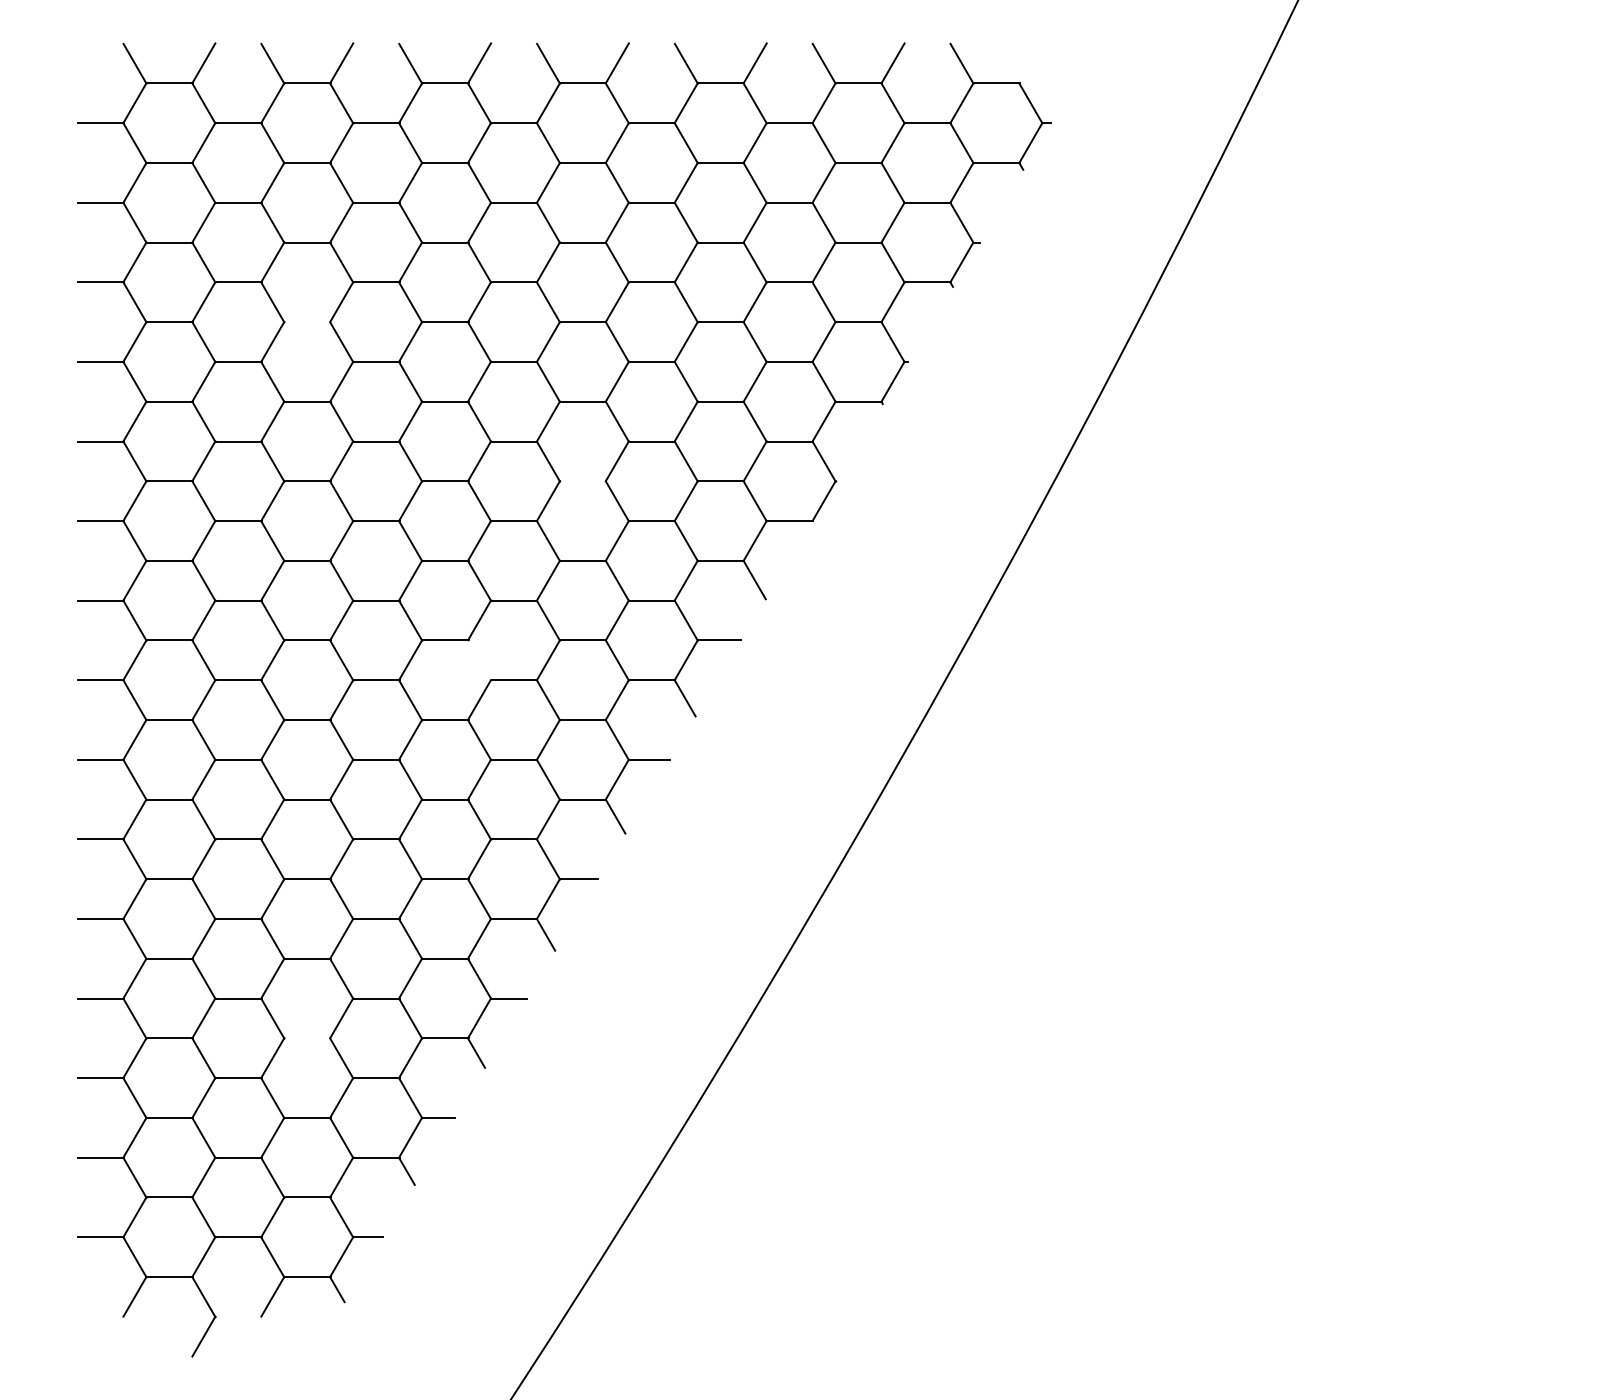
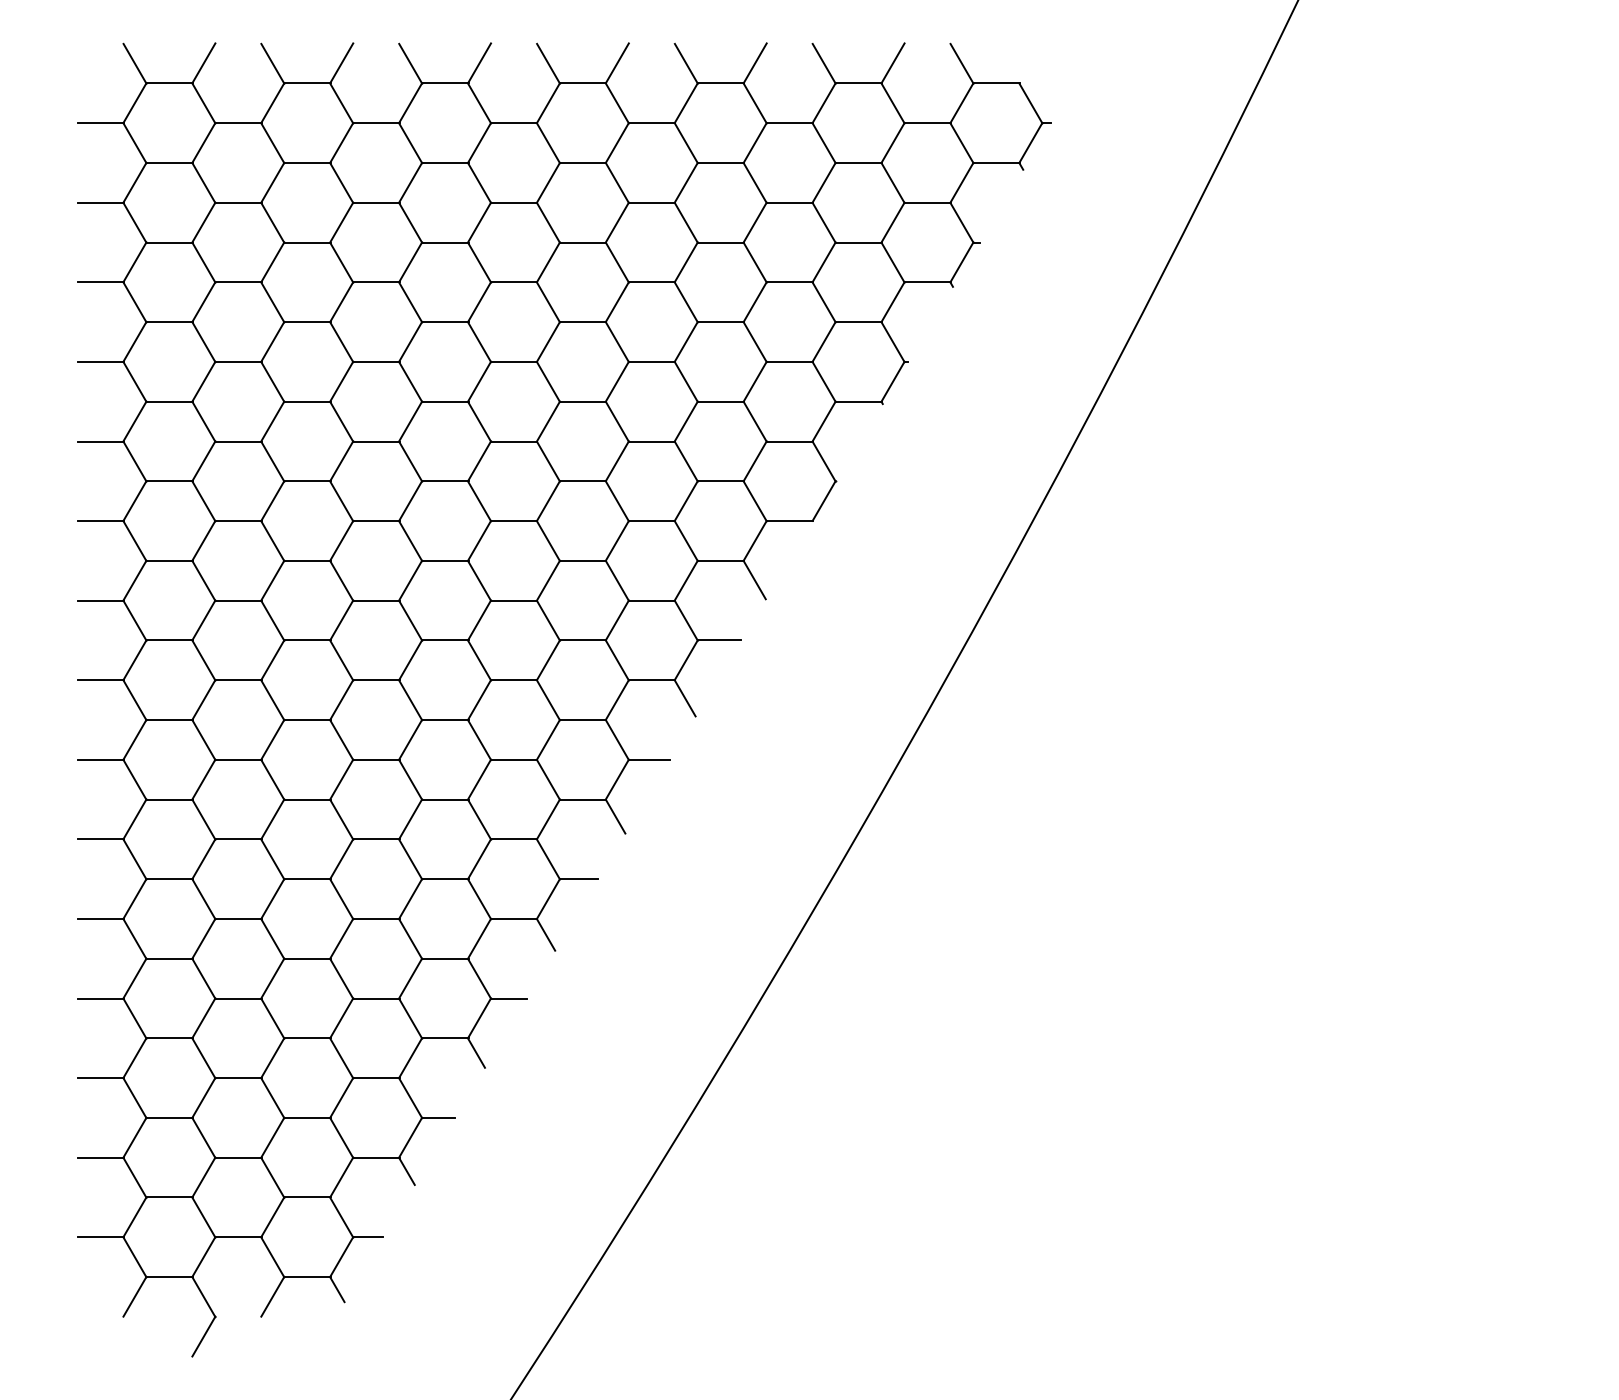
line: none -> present (307, 322)
line: none -> present (583, 481)
line: none -> present (479, 660)
line: none -> present (307, 1038)
